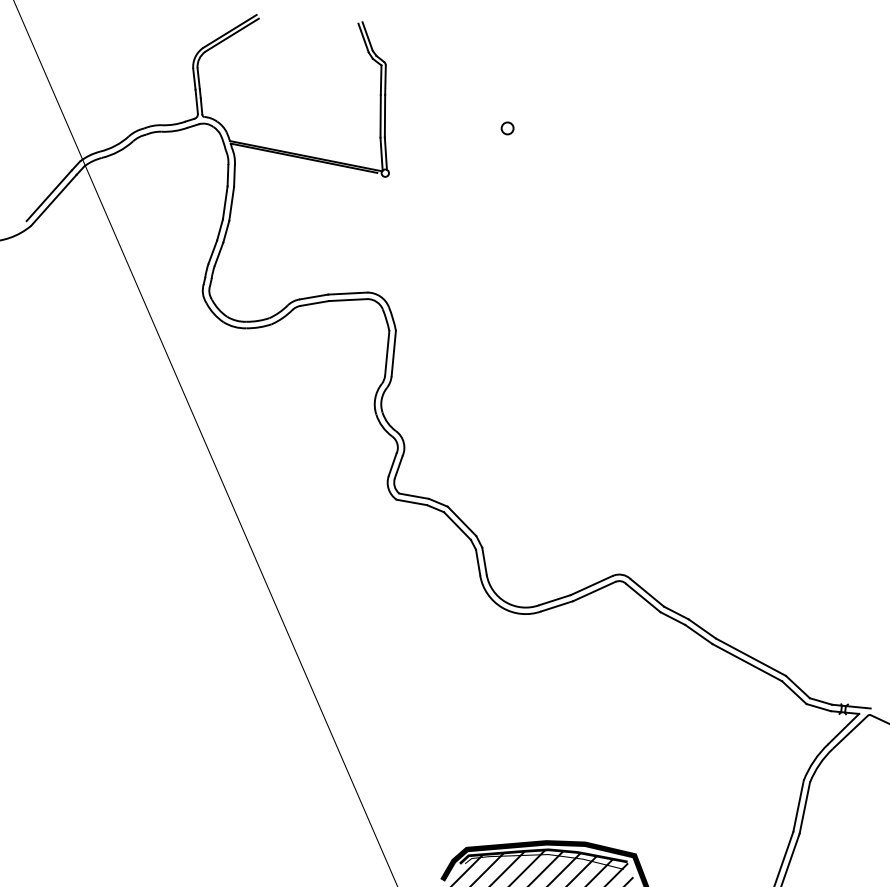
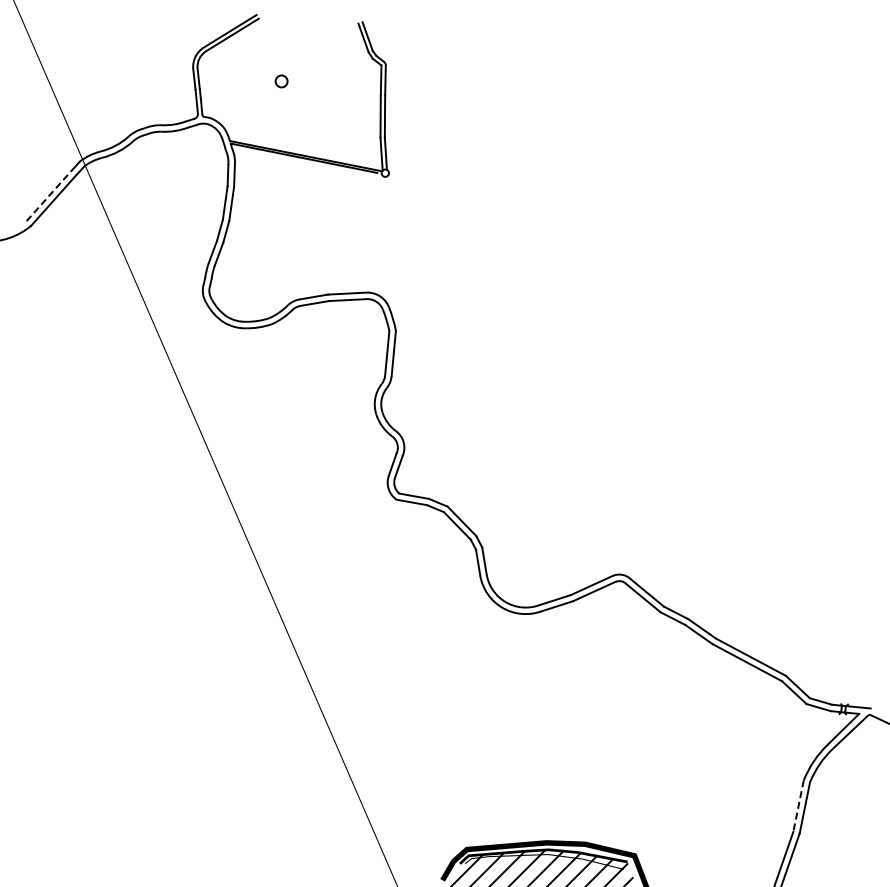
circle position: (507, 128) -> (281, 81) (281, 81)
line: solid -> dashed (49, 195)
line: solid -> dashed (798, 806)
